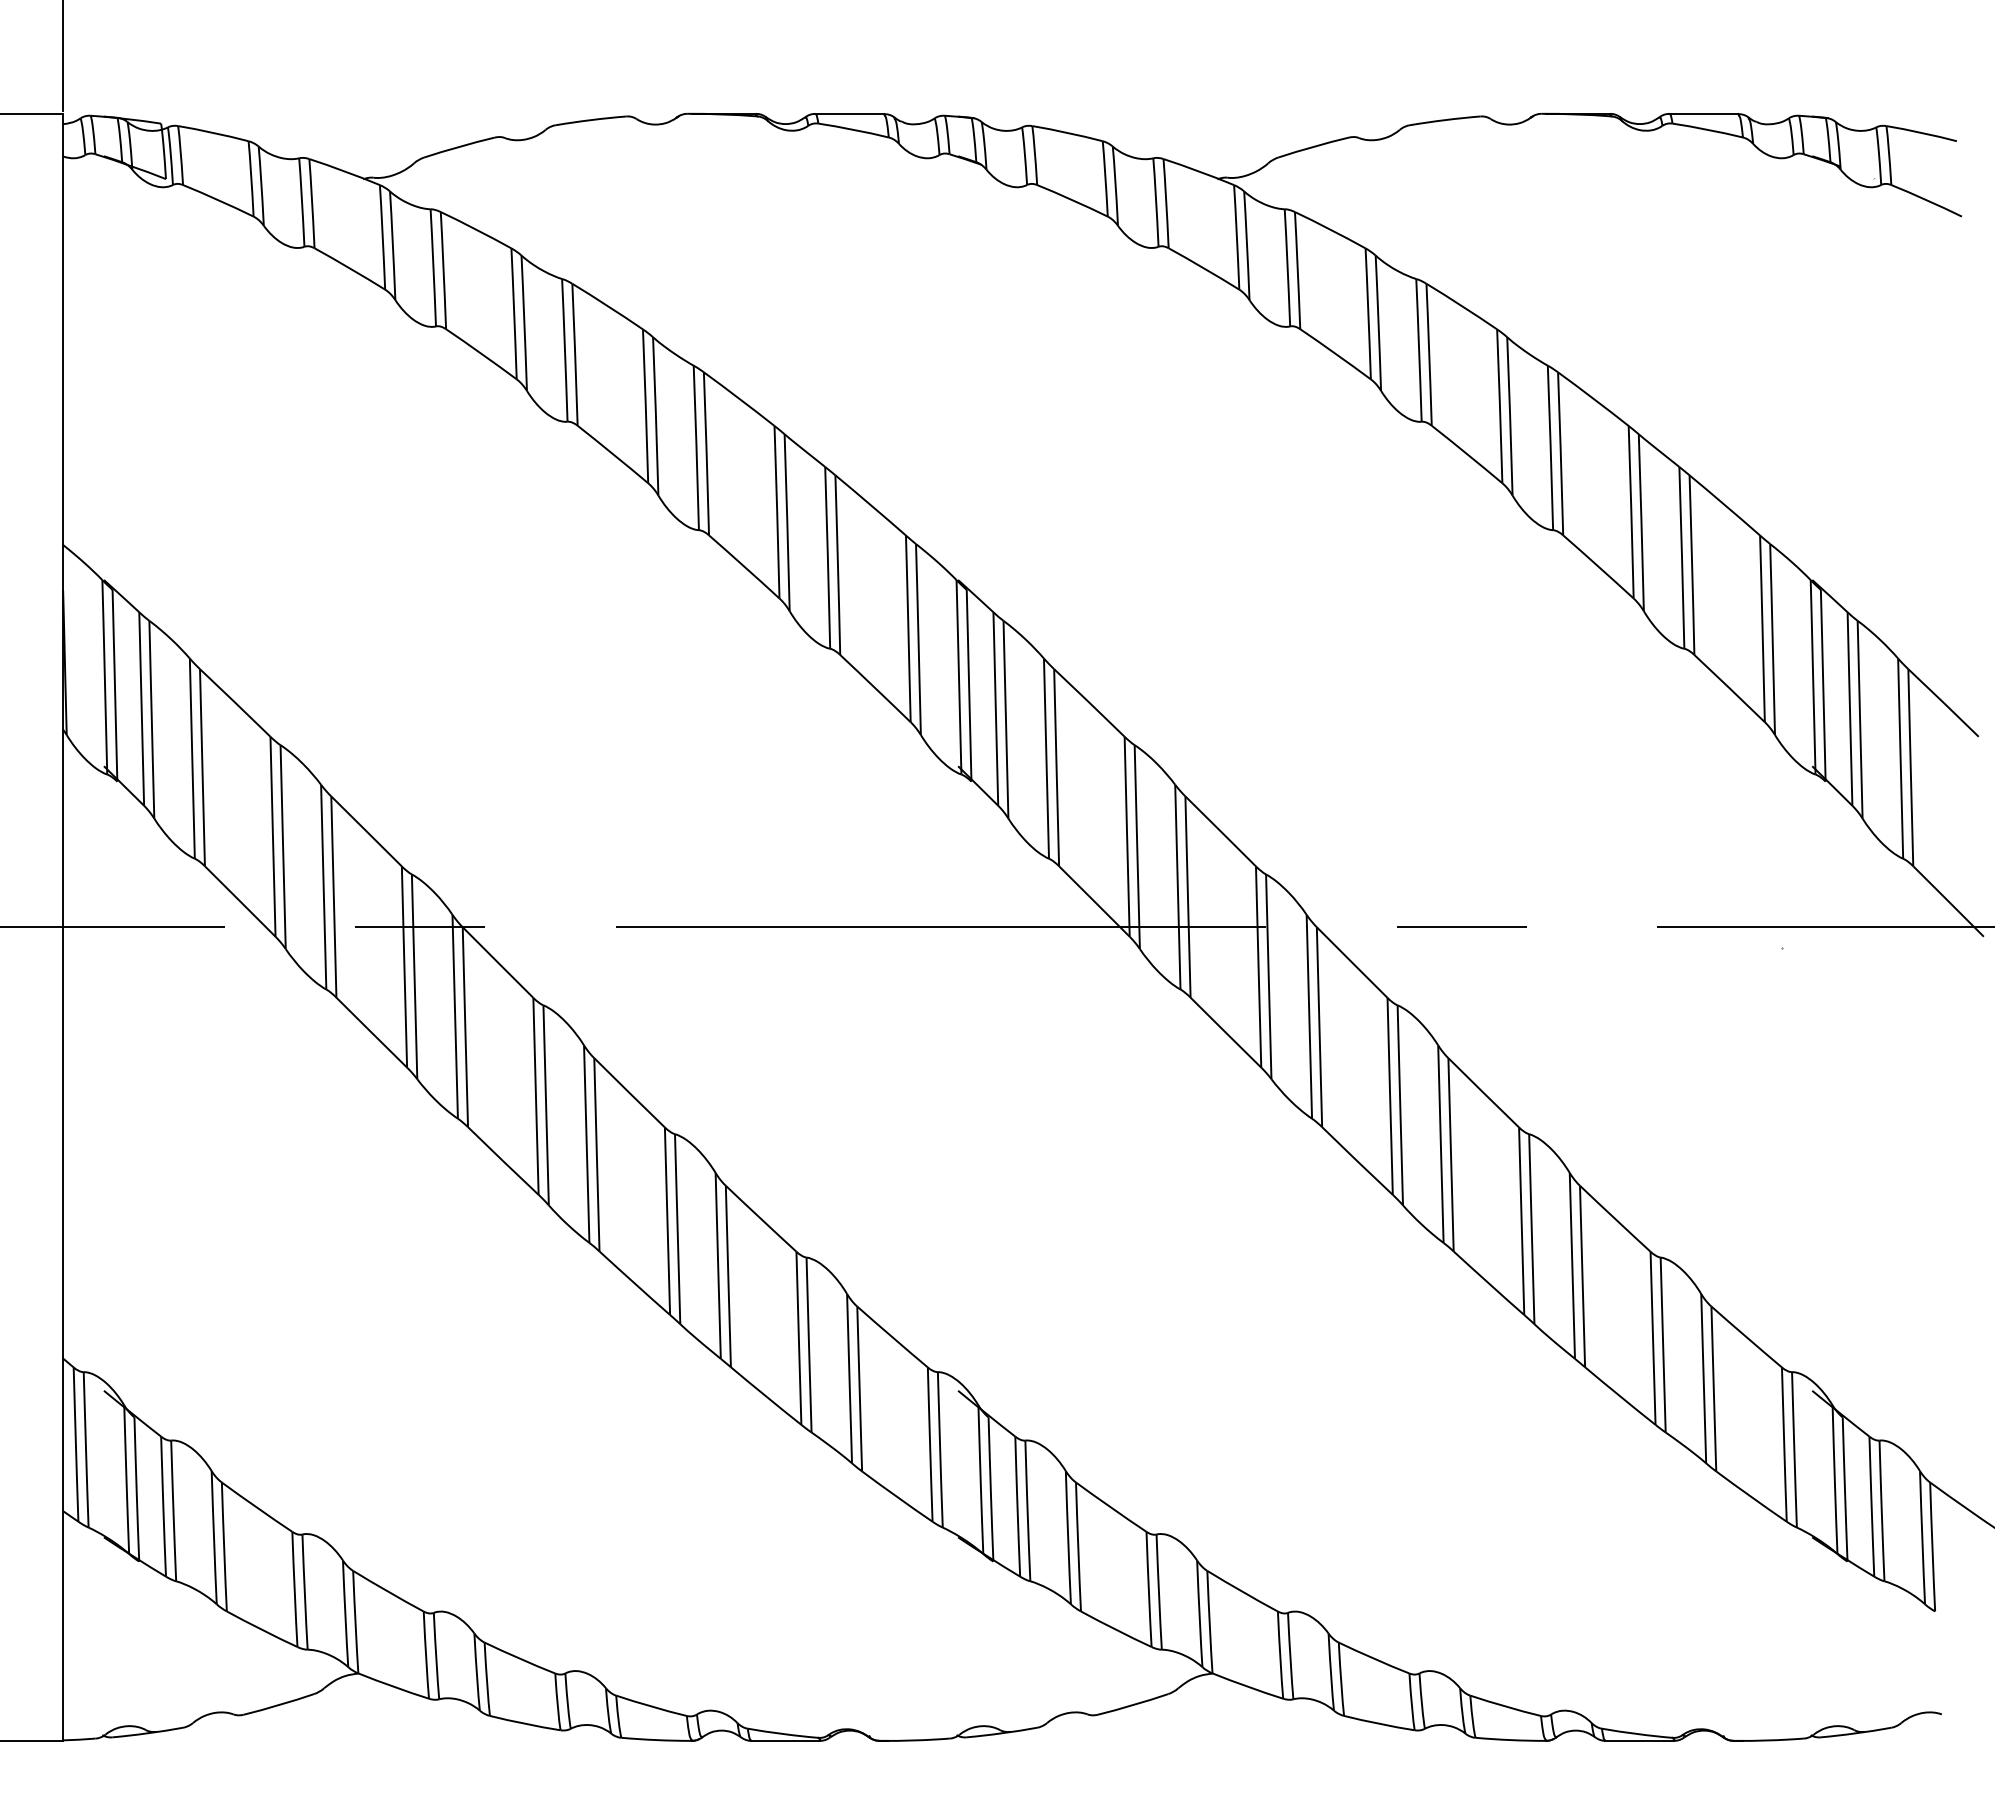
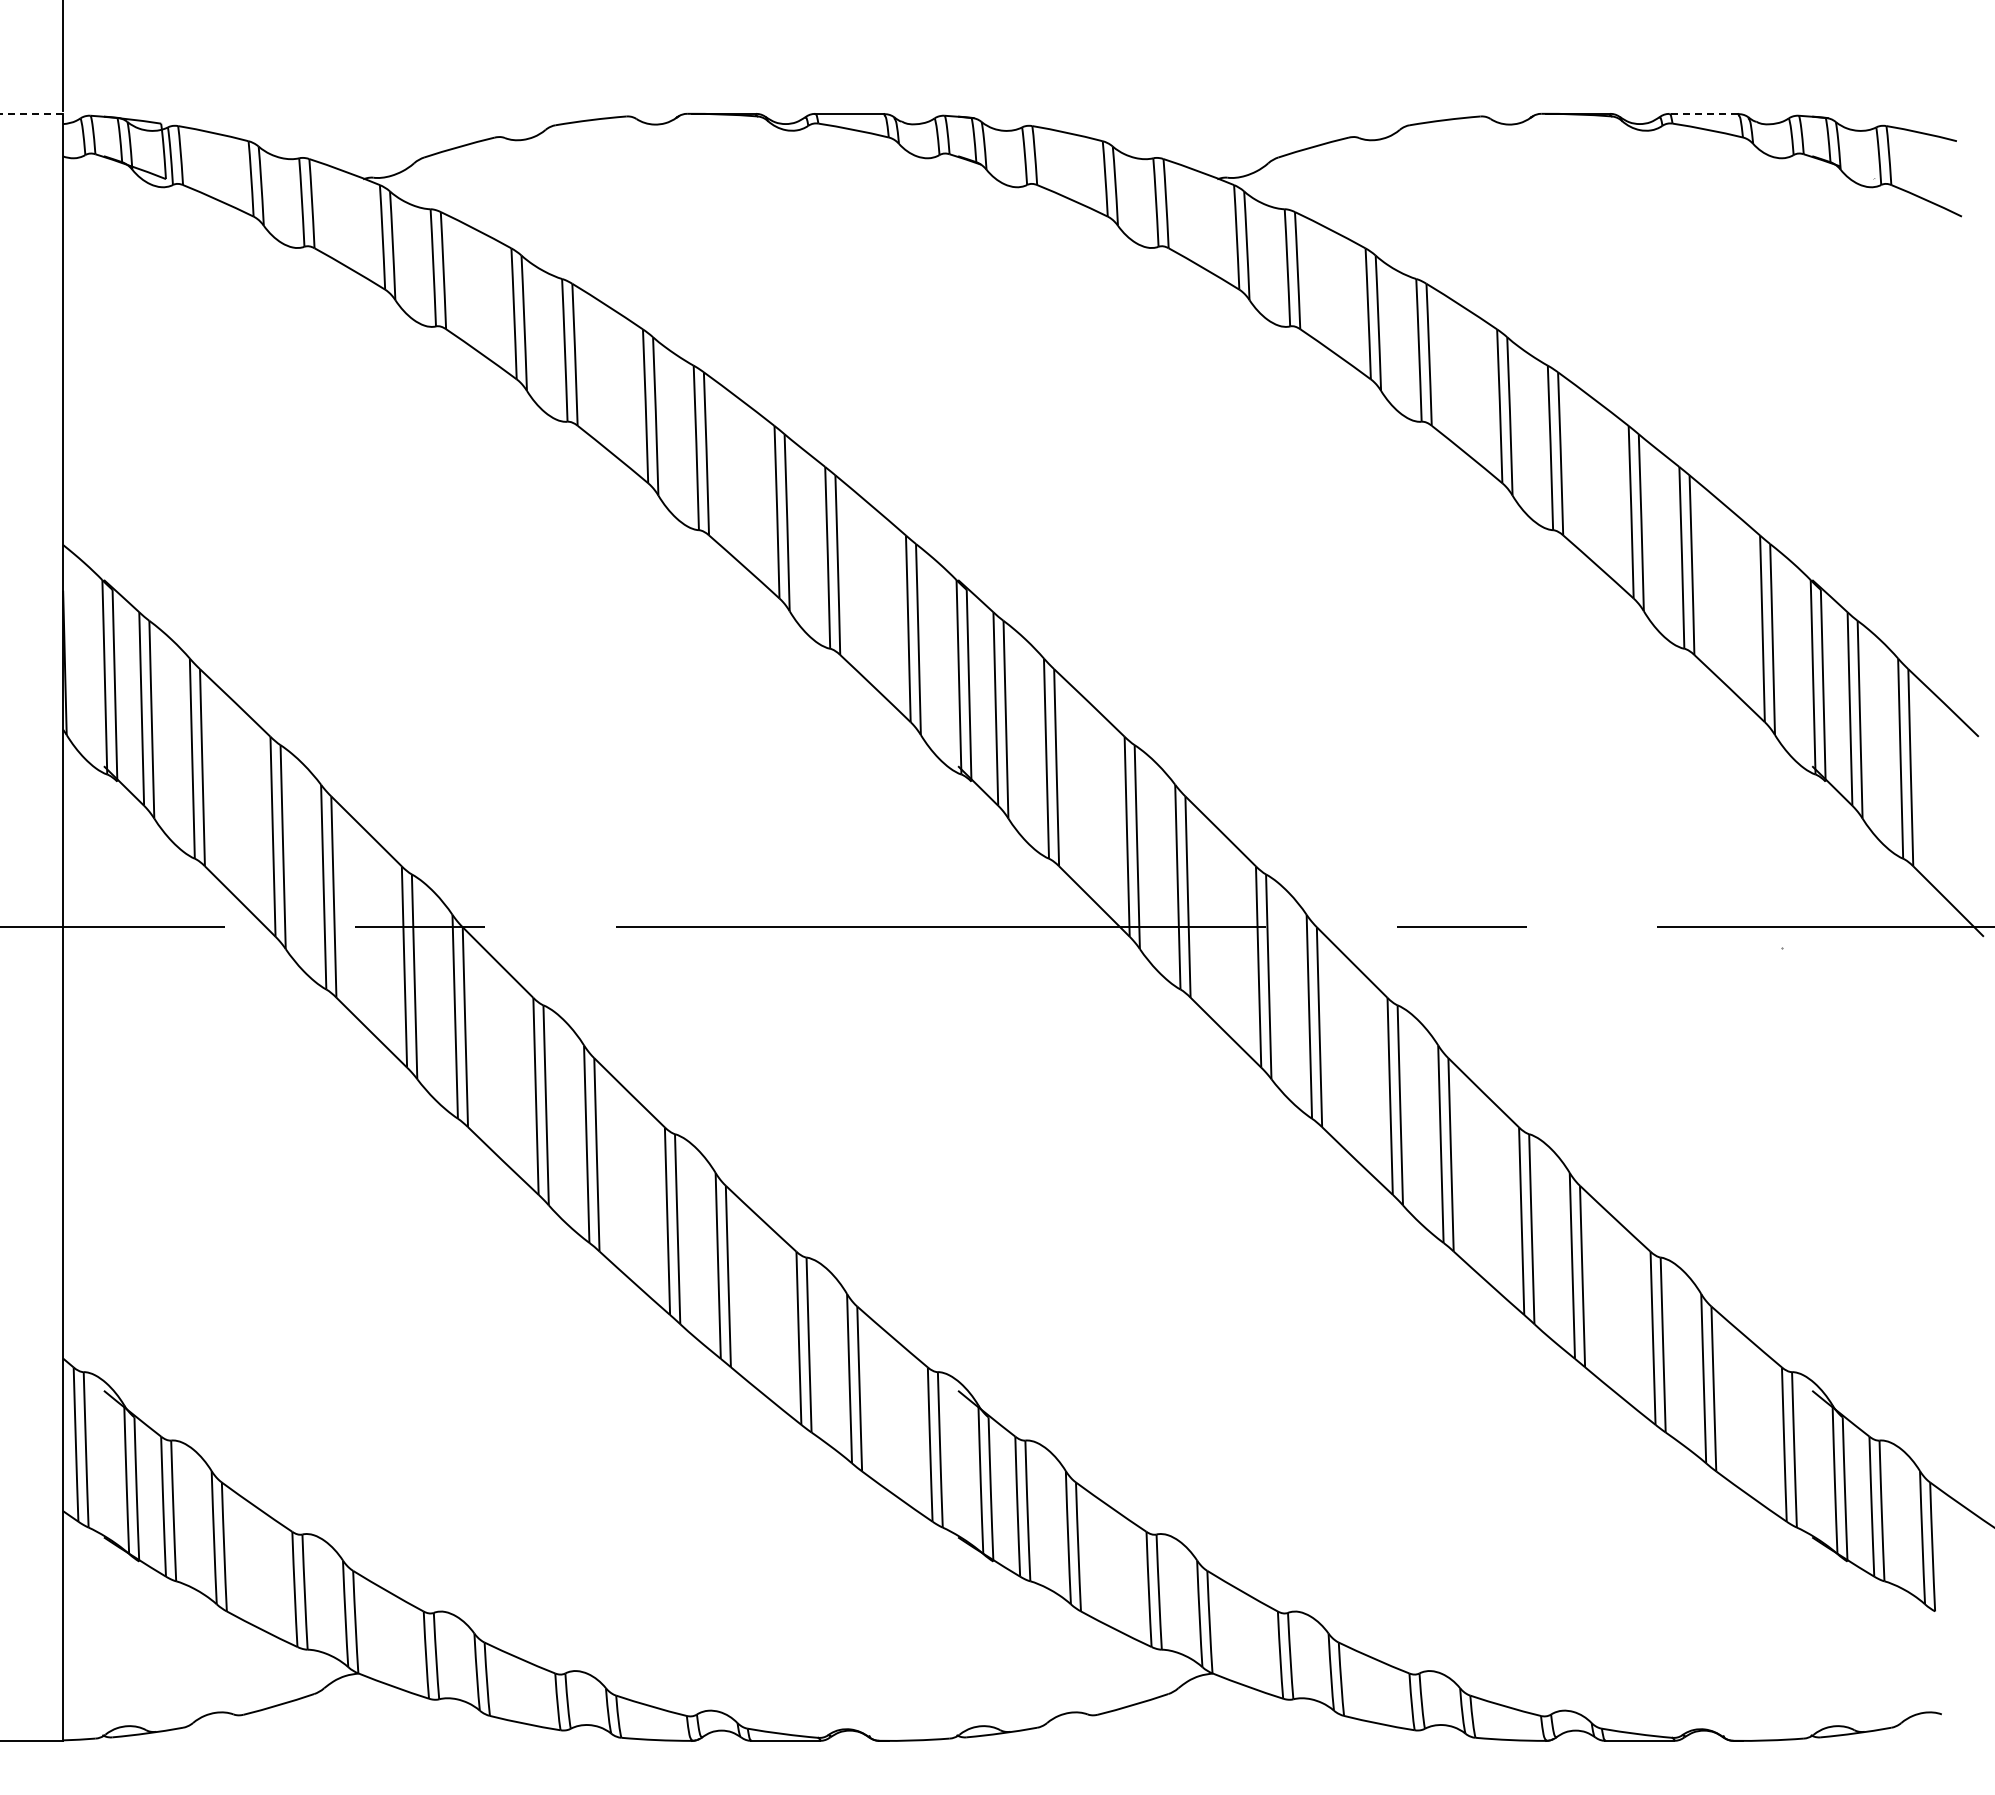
line: solid -> dashed (31, 113)
line: solid -> dashed (1703, 113)
